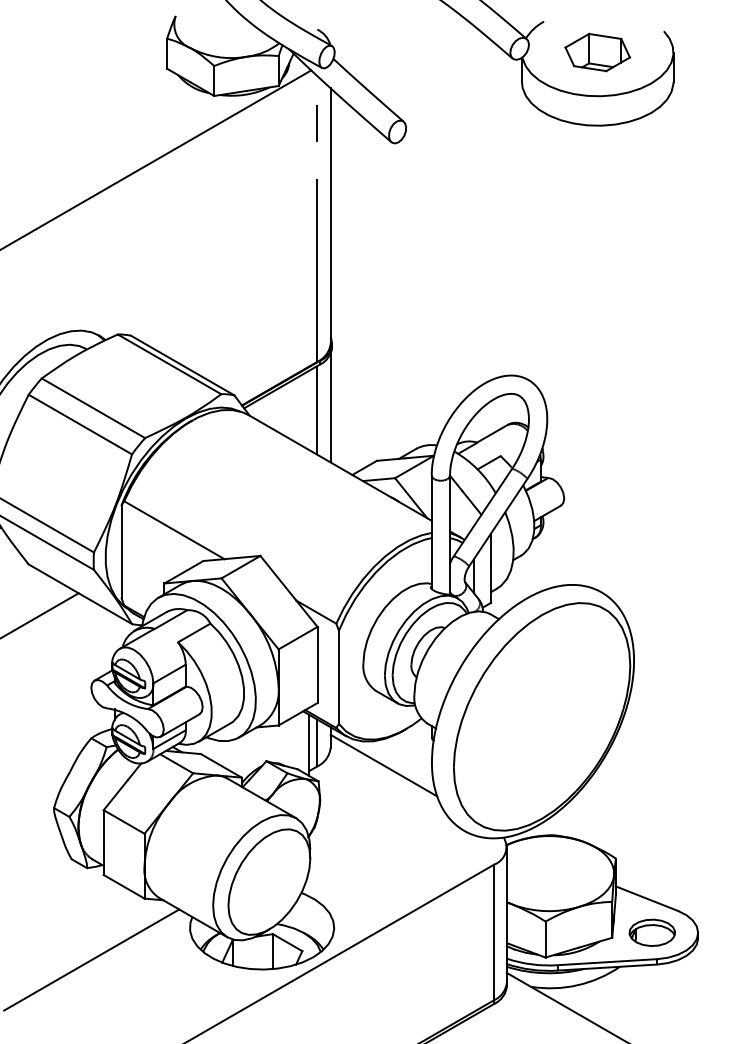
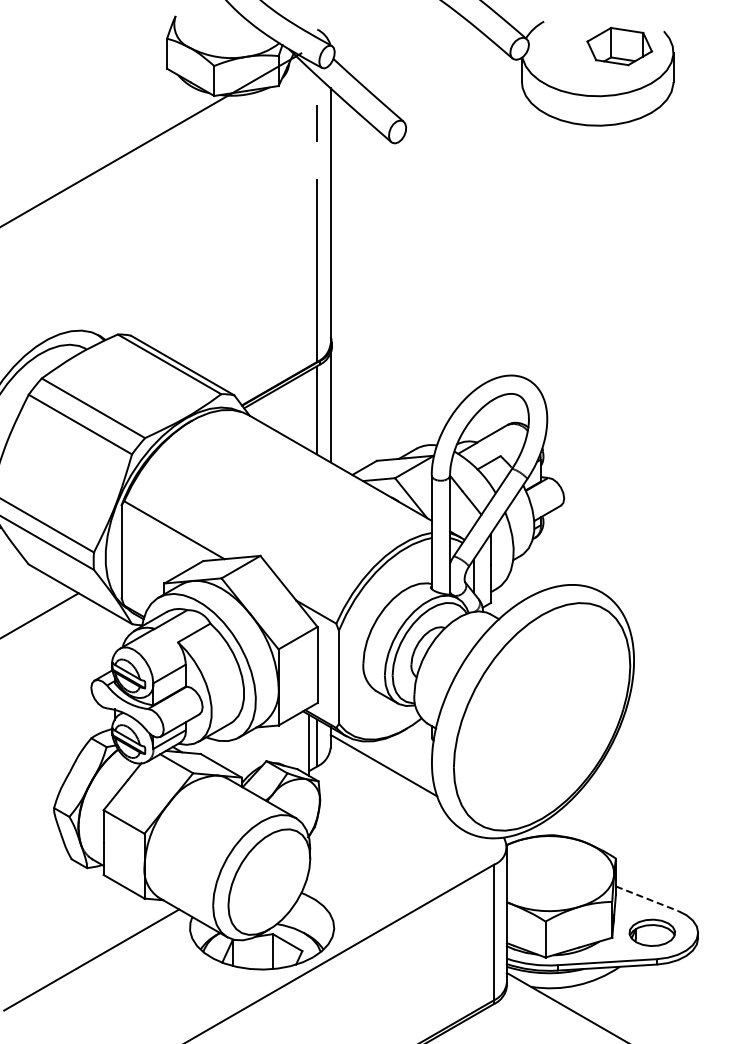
part position: (597, 52) -> (619, 46) (619, 46)
line position: (156, 159) -> (151, 139) (151, 139)
line: solid -> dashed (647, 898)
